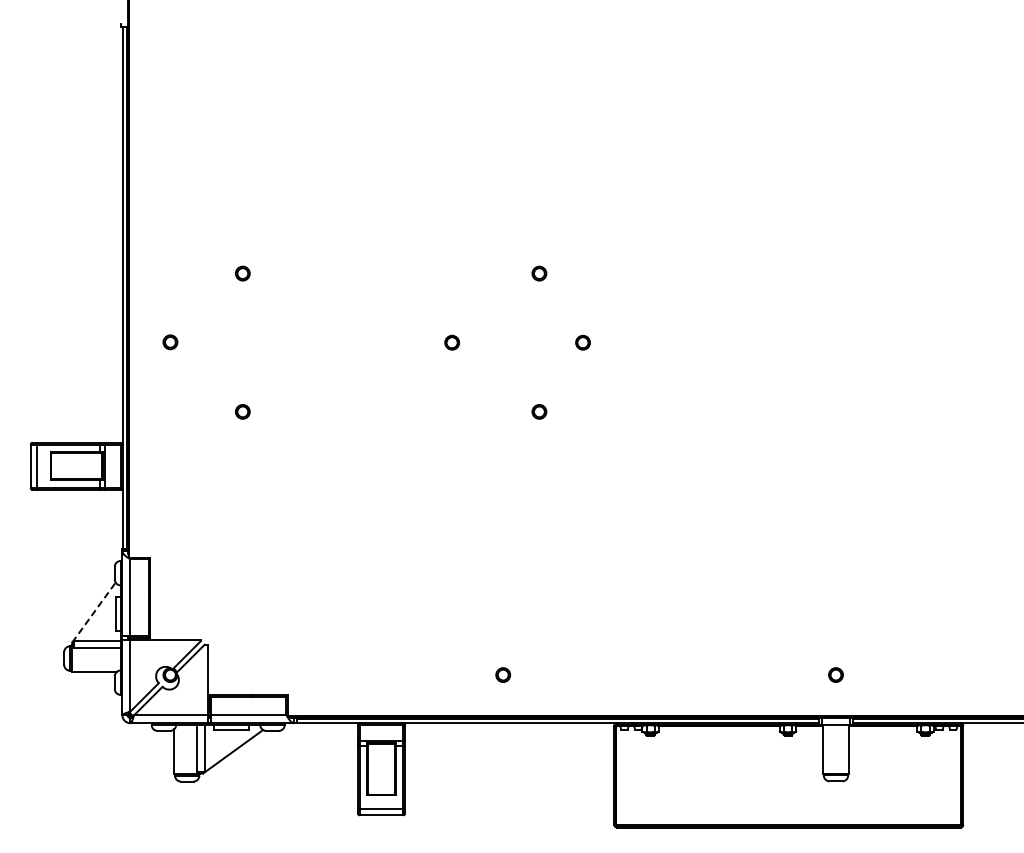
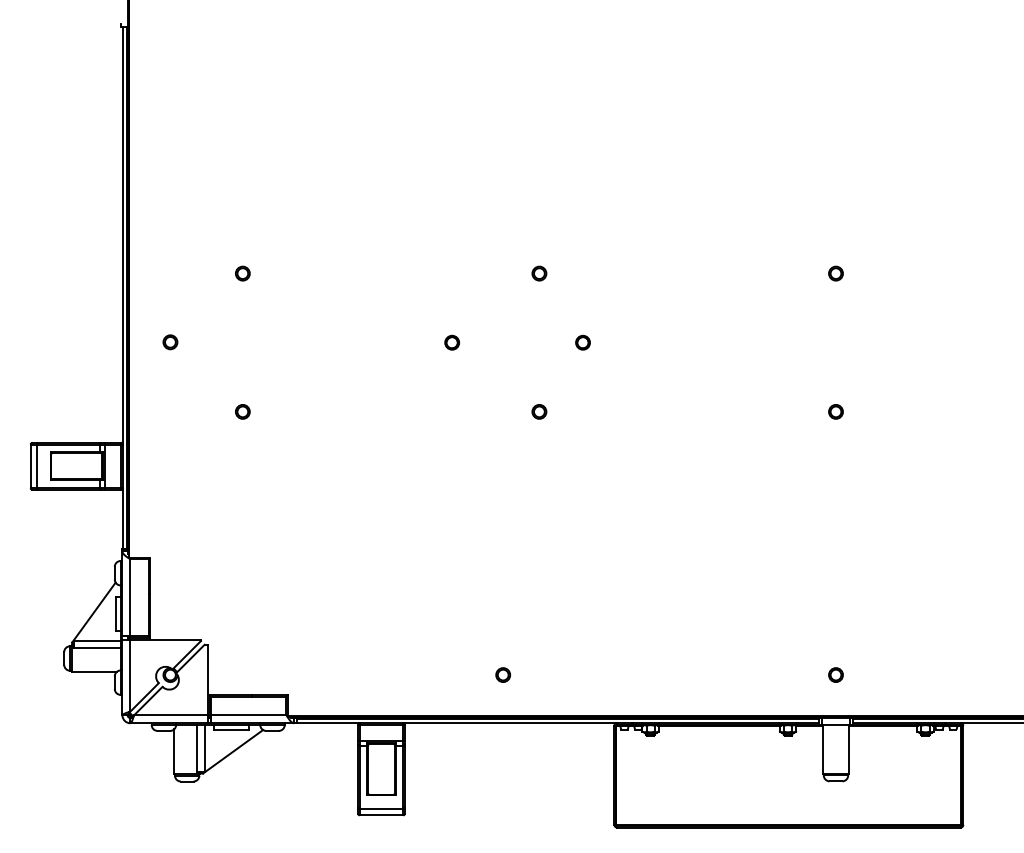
part: none -> present (835, 273)
circle: none -> present (835, 411)
line: dashed -> solid (94, 612)
